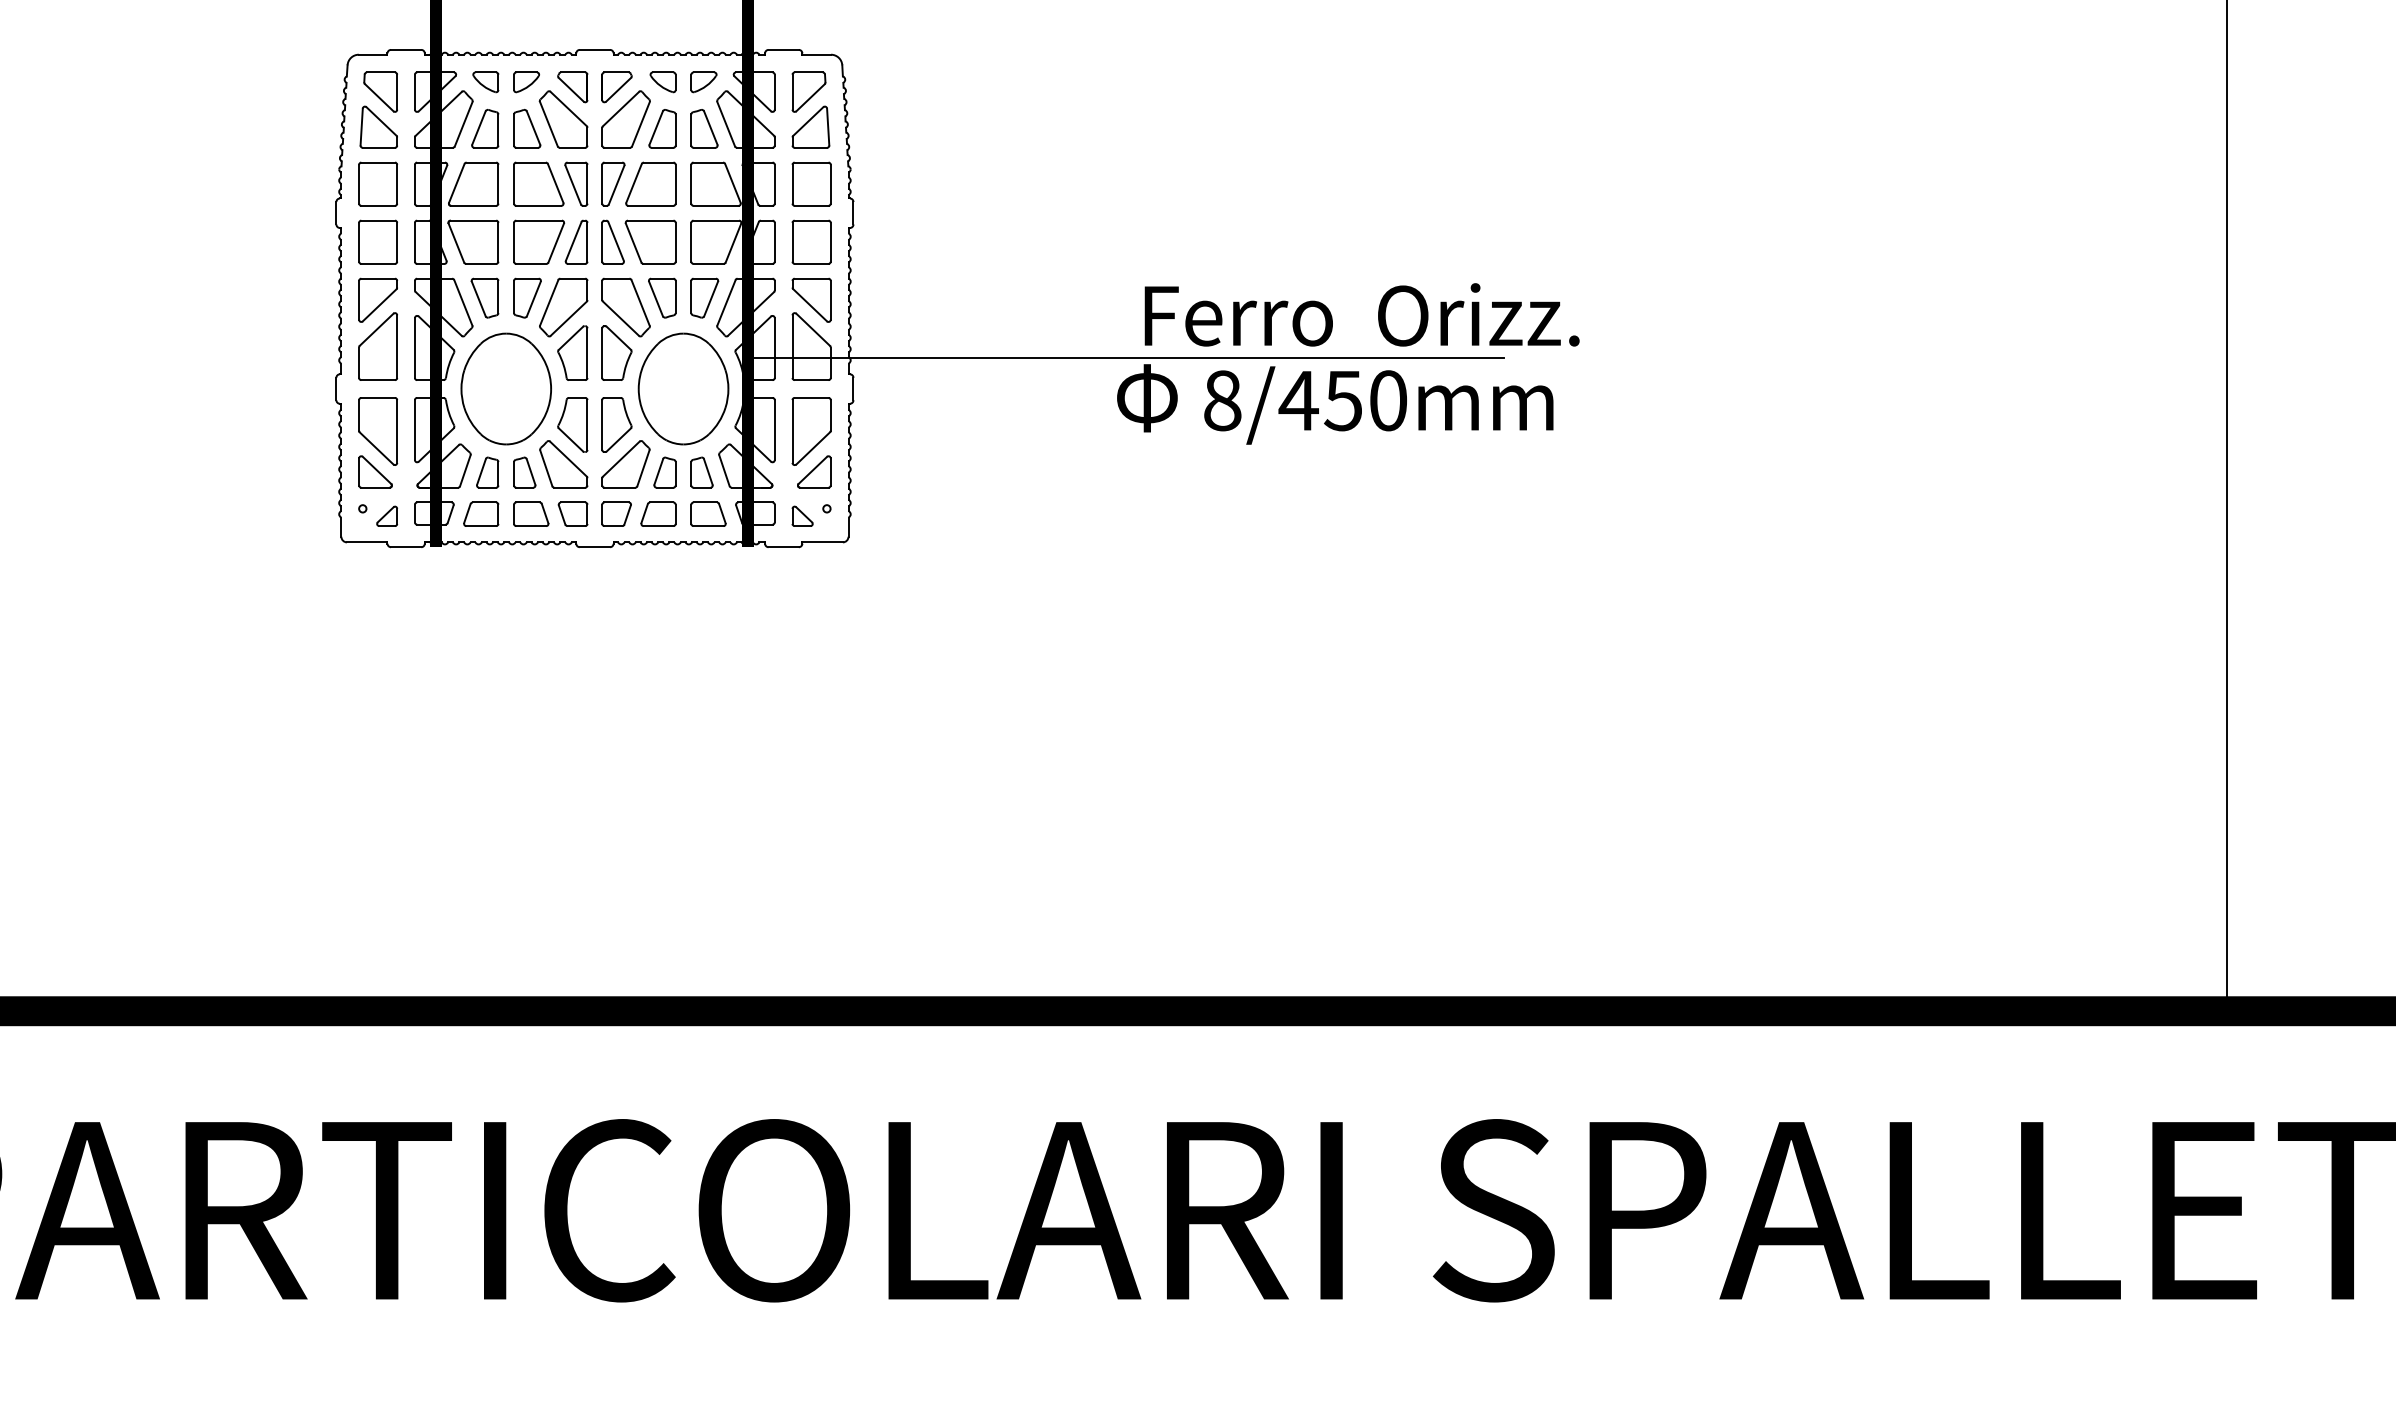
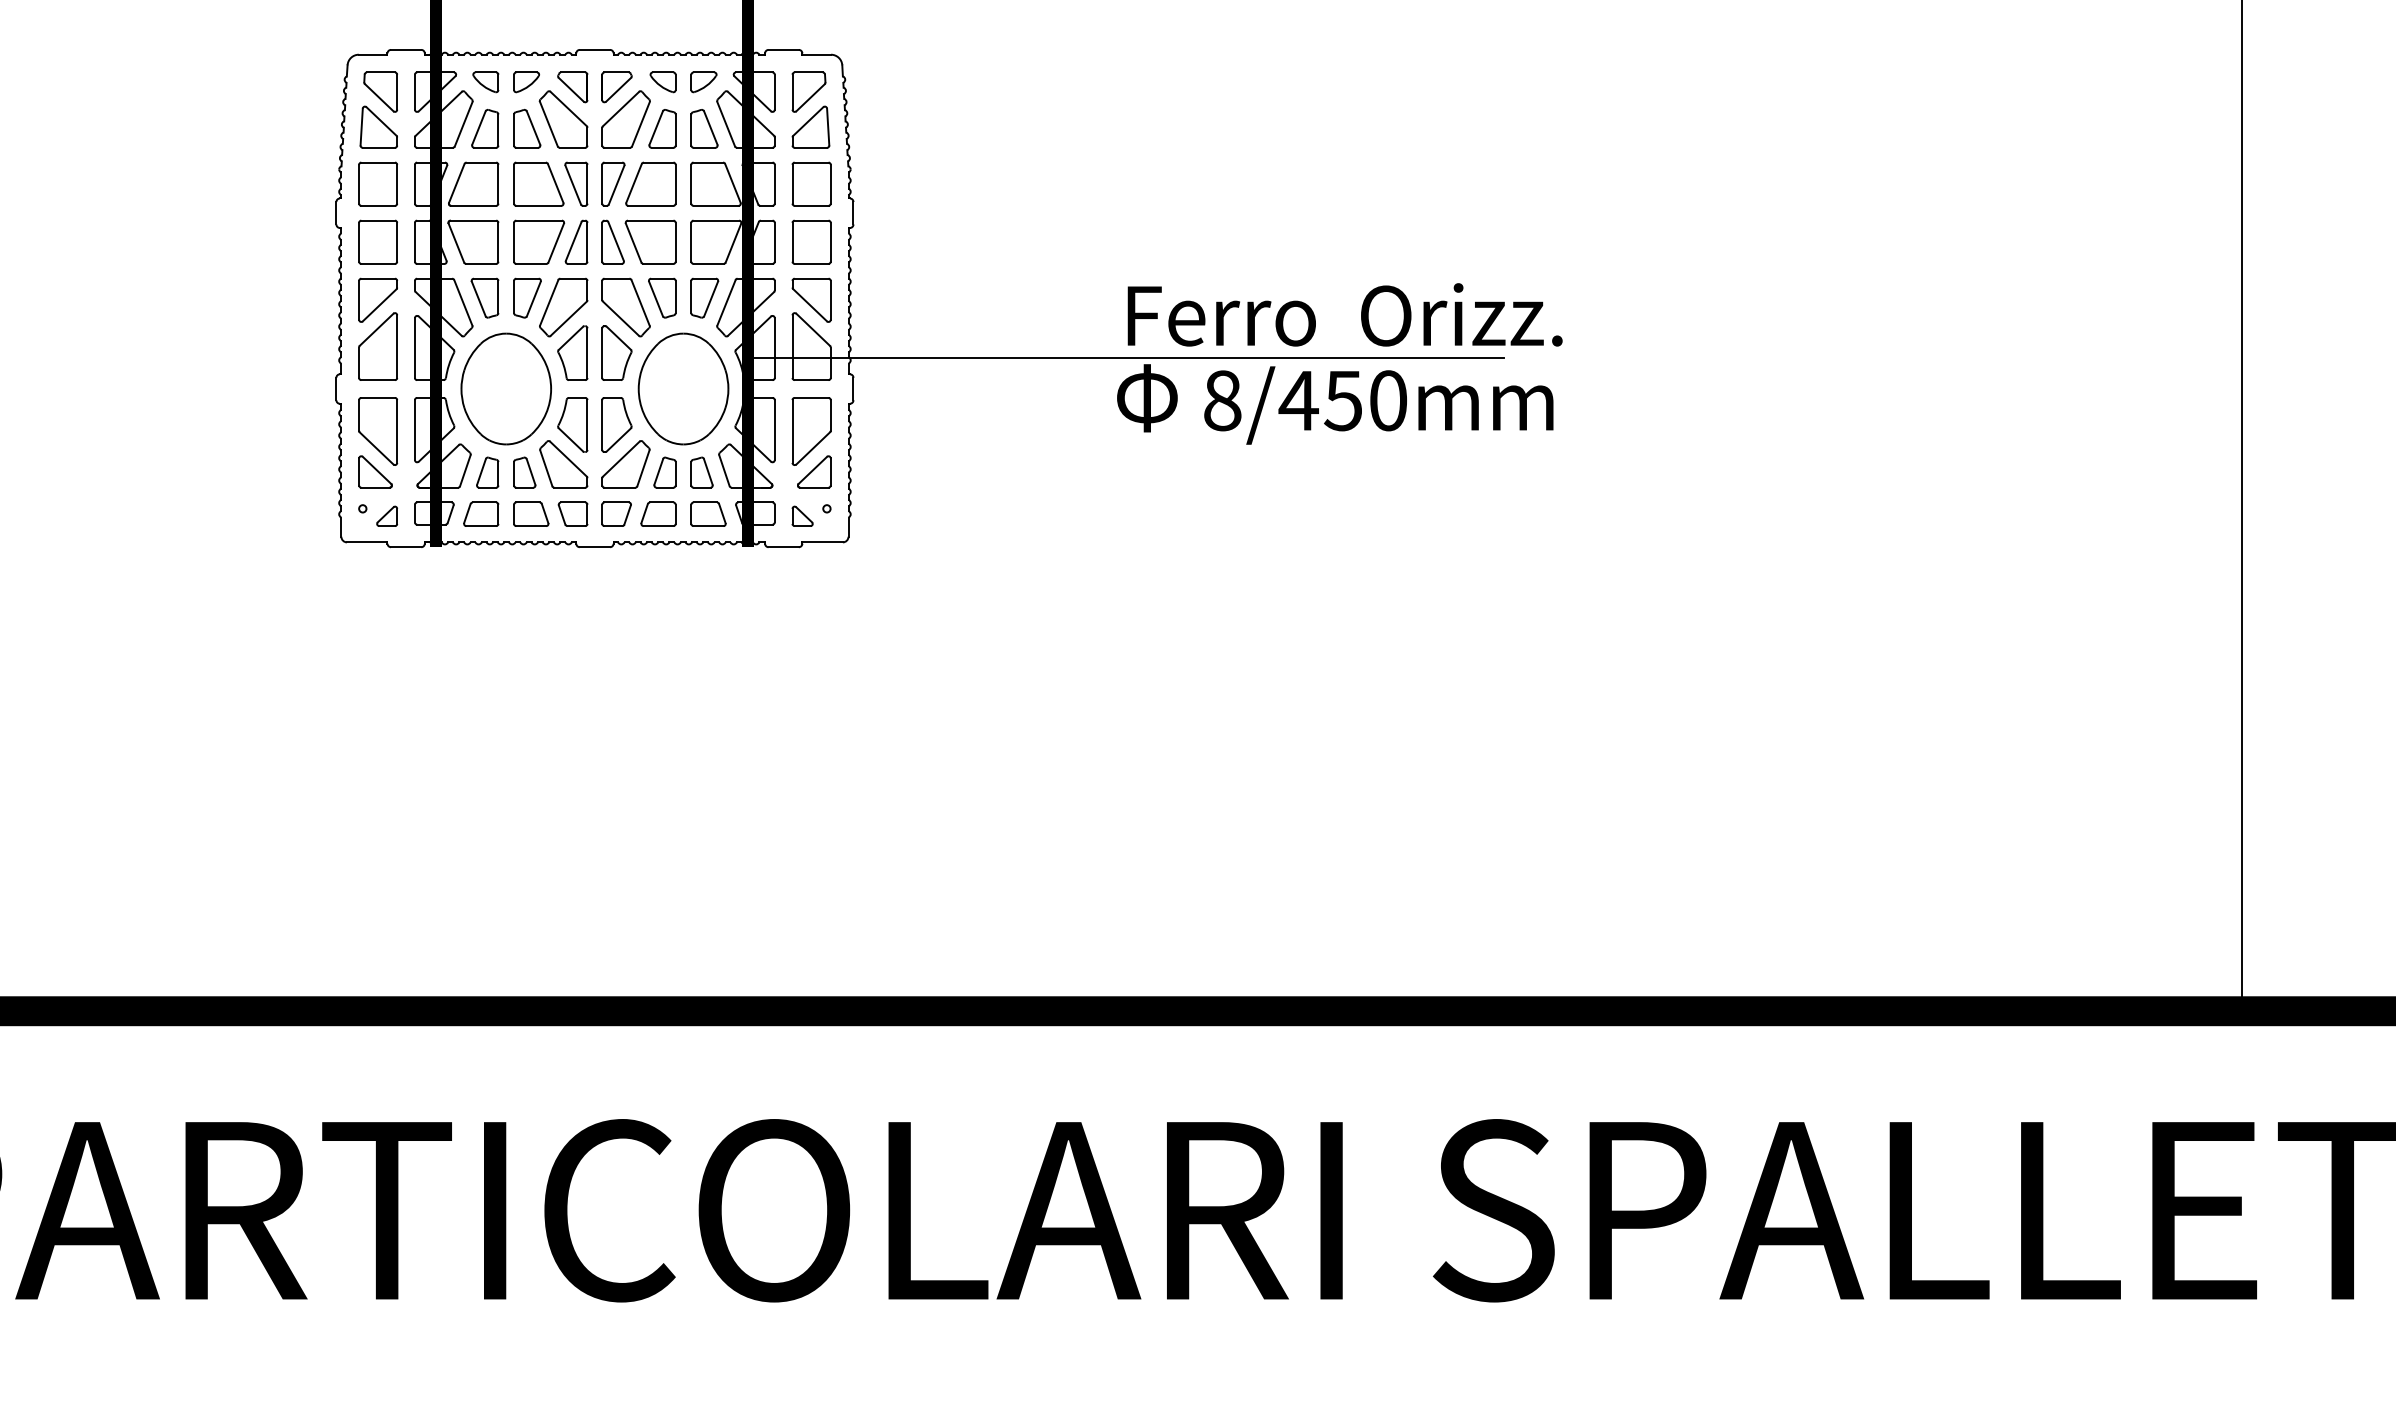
text position: (1361, 314) -> (1344, 314) (1344, 314)
line position: (2227, 506) -> (2242, 506) (2242, 506)
